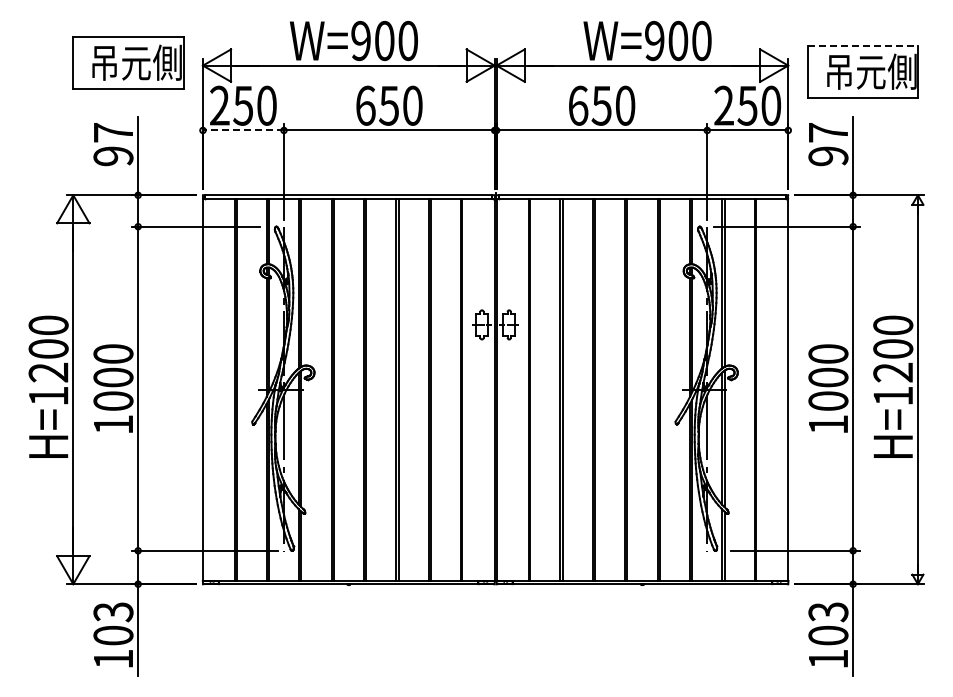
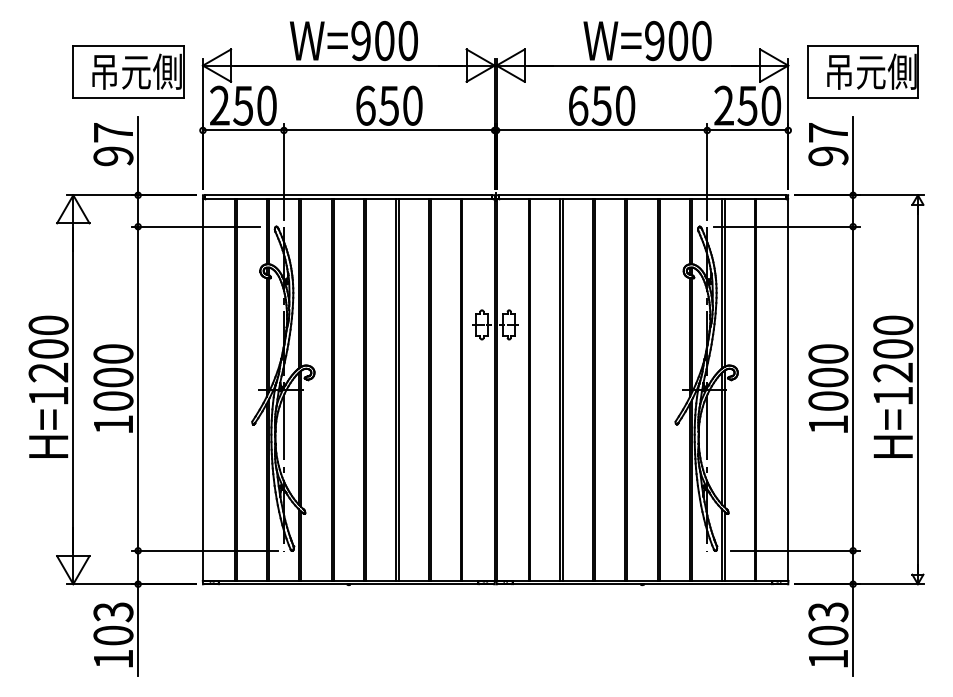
line: dashed -> solid (863, 46)
part position: (128, 62) -> (128, 71) (128, 71)
line: dashed -> solid (243, 130)
